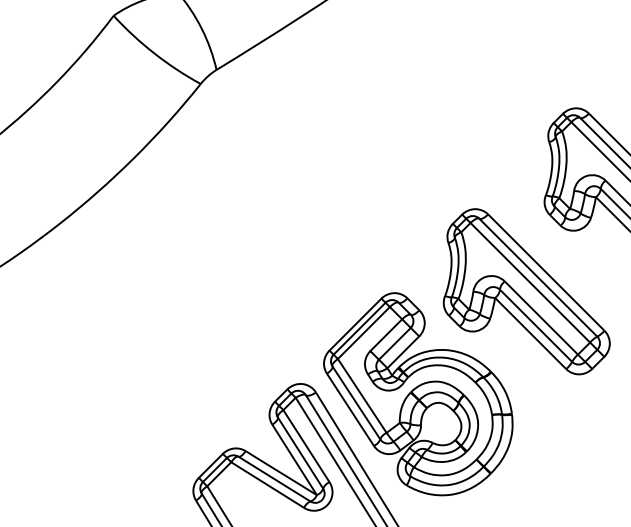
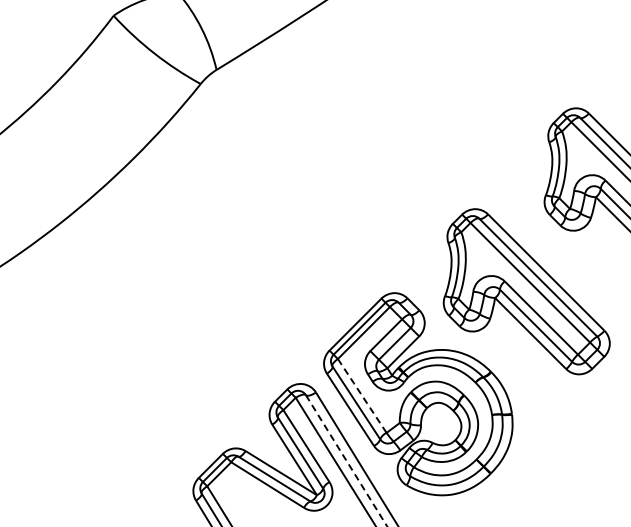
line: solid -> dashed (362, 395)
line: solid -> dashed (346, 461)
